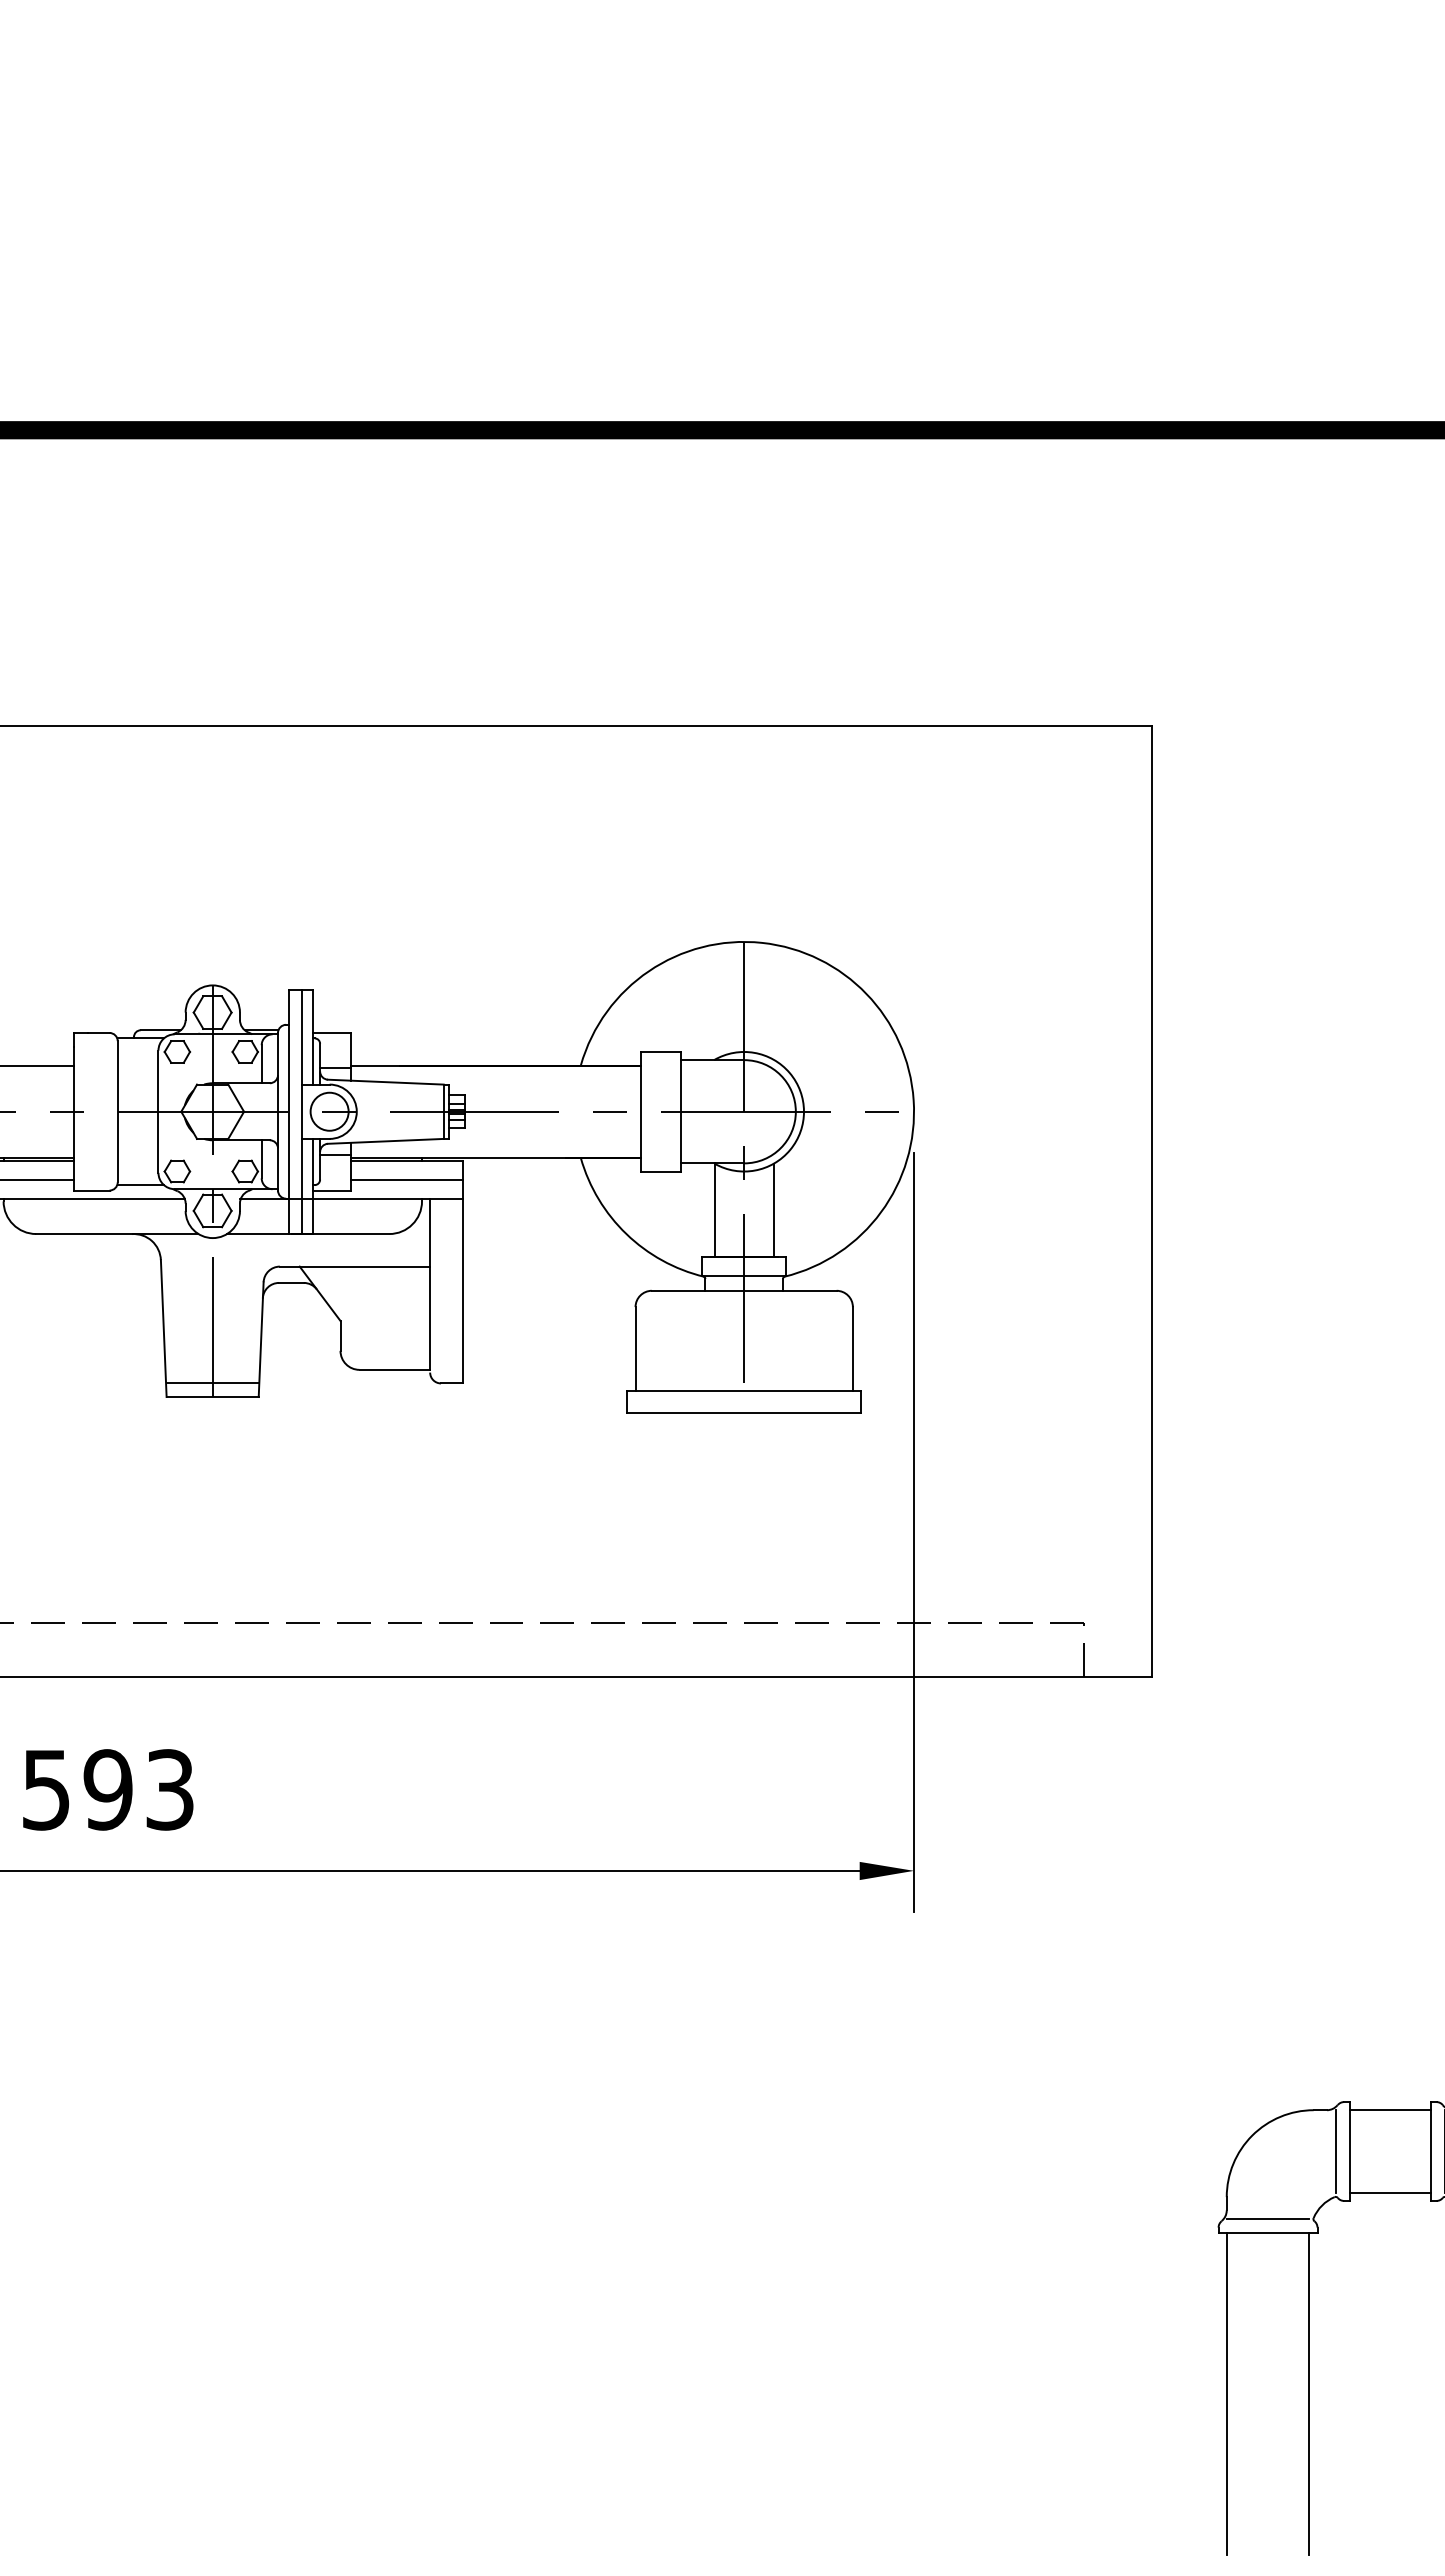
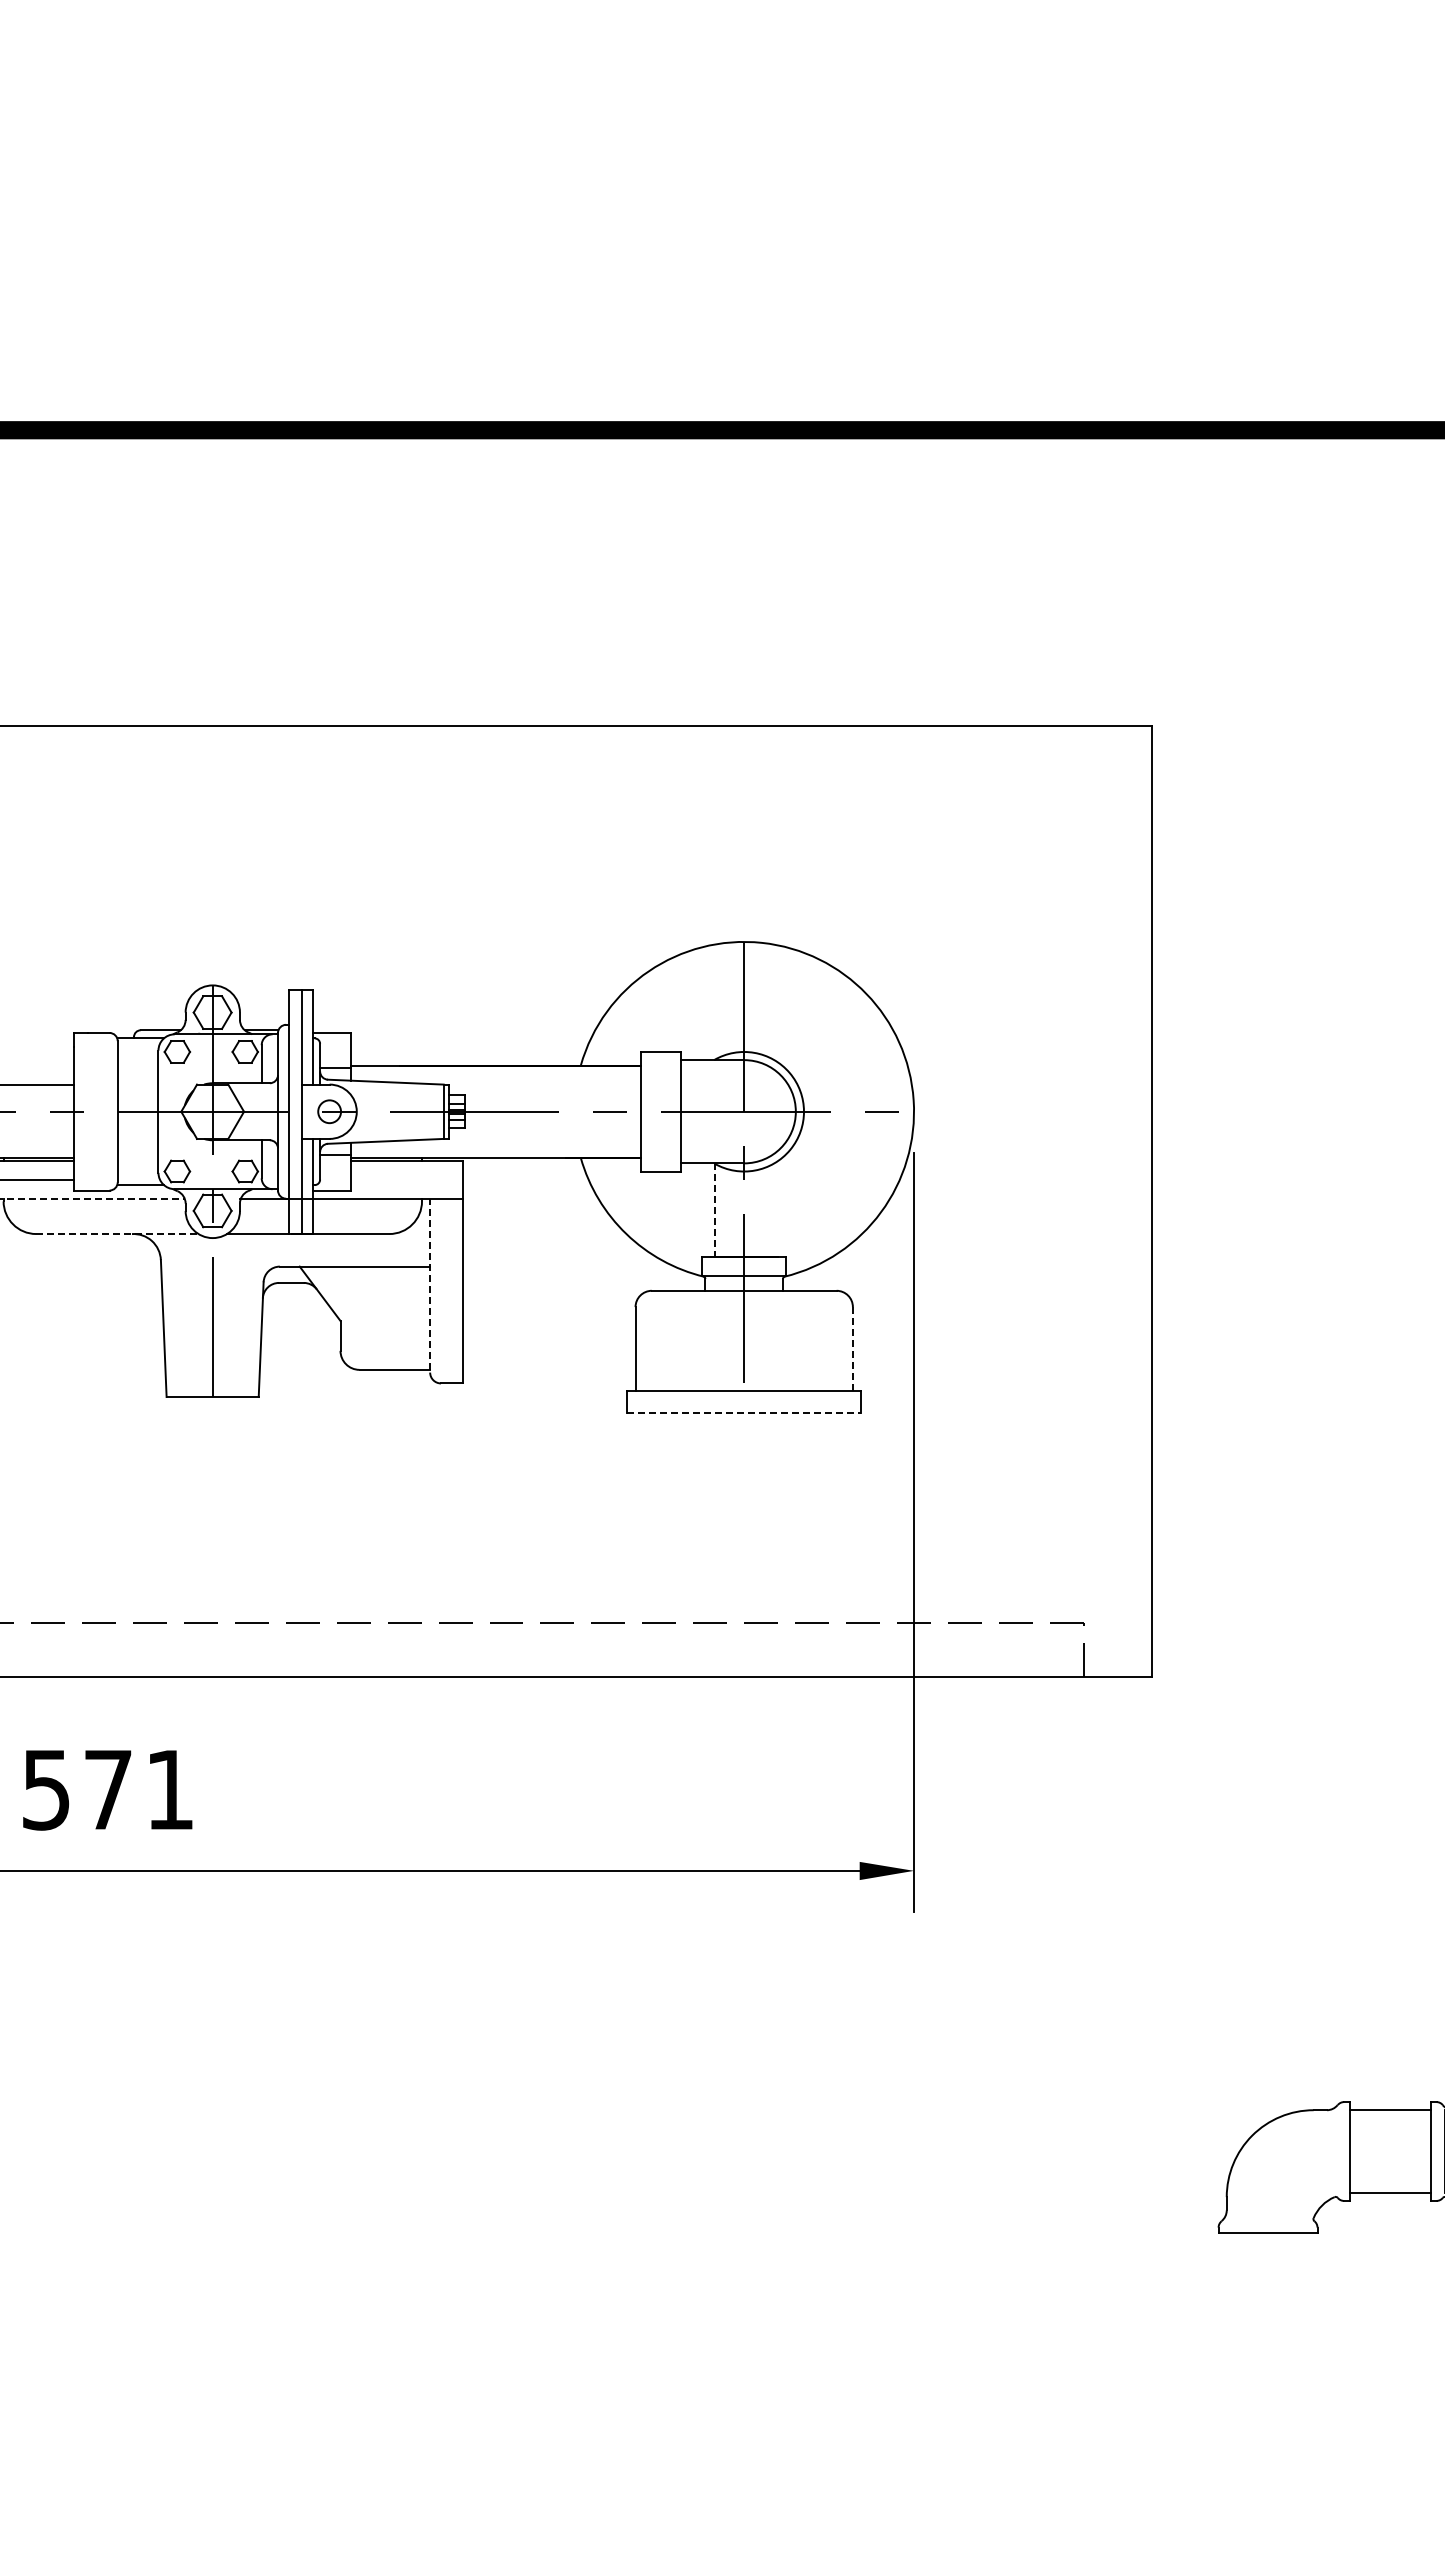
line position: (38, 1065) -> (38, 1084) (38, 1084)
circle diameter: 38 px -> 23 px (329, 1111)
line: present -> none (406, 1179)
line: solid -> dashed (92, 1198)
line: present -> none (773, 1209)
line: solid -> dashed (714, 1210)
line: solid -> dashed (117, 1234)
line: solid -> dashed (430, 1284)
line: solid -> dashed (852, 1348)
line: present -> none (212, 1383)
line: solid -> dashed (744, 1413)
text: 593 -> 571 (138, 1789)
line: present -> none (1335, 2151)
line: present -> none (1267, 2219)
line: present -> none (1226, 2394)
line: present -> none (1309, 2394)
